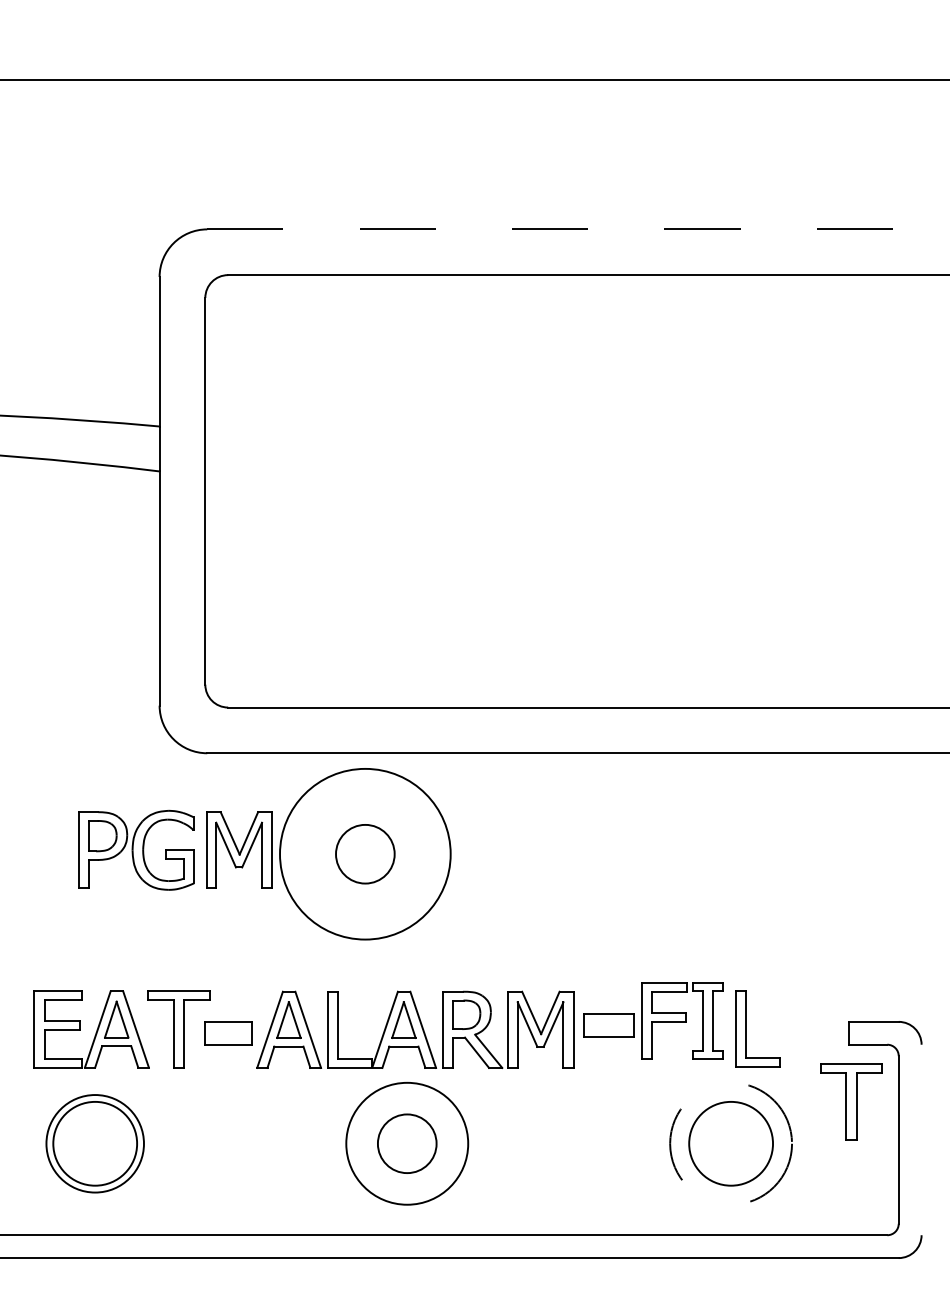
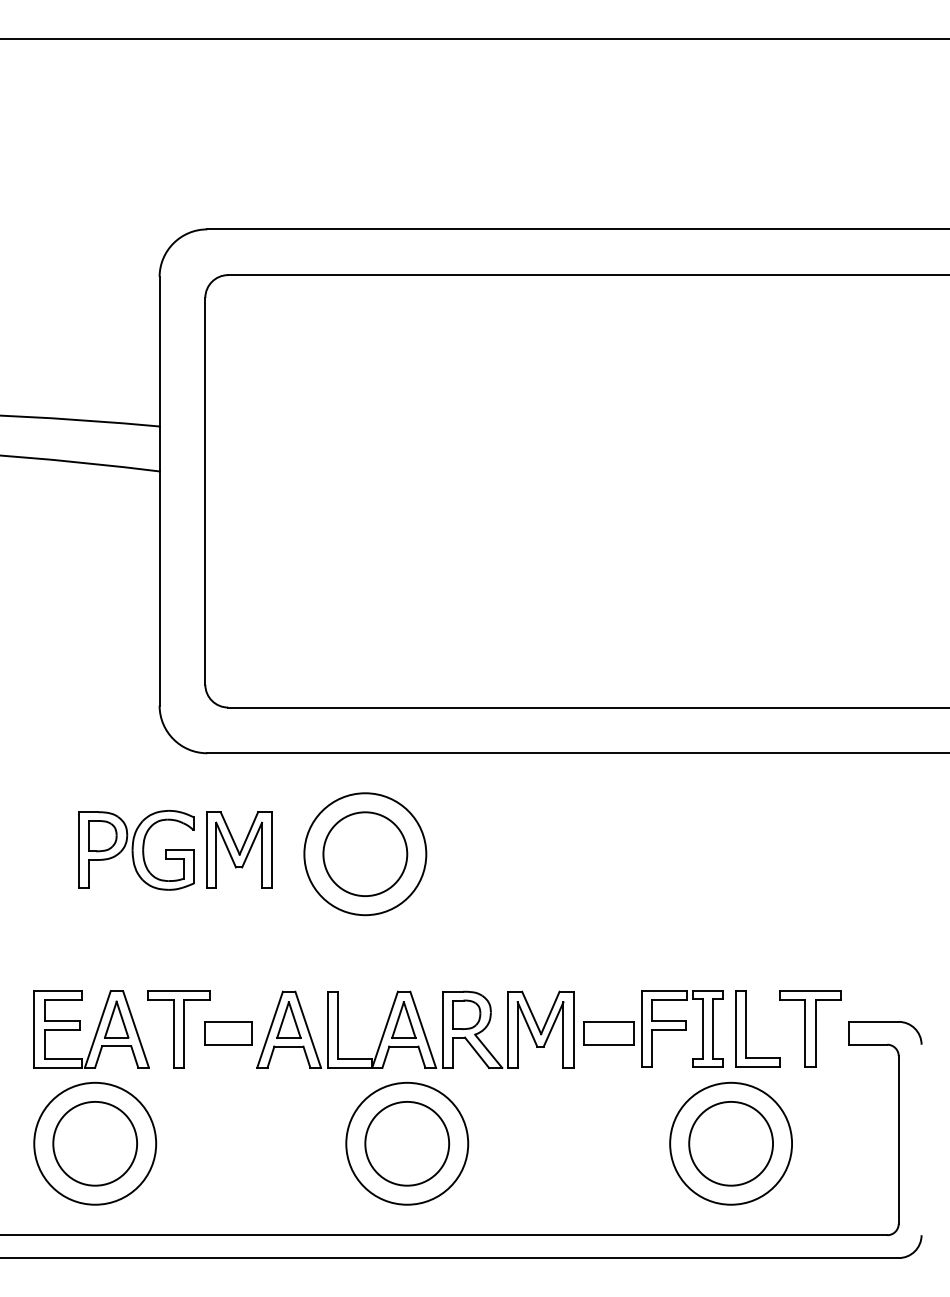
line position: (474, 79) -> (474, 38) (474, 38)
line: dashed -> solid (578, 229)
circle diameter: 171 px -> 122 px (365, 854)
circle diameter: 59 px -> 84 px (365, 854)
part position: (653, 1020) -> (653, 1028) (653, 1028)
part position: (851, 1101) -> (810, 1028) (810, 1028)
circle diameter: 98 px -> 122 px (95, 1143)
circle diameter: 59 px -> 84 px (407, 1143)
circle: dashed -> solid (731, 1143)
